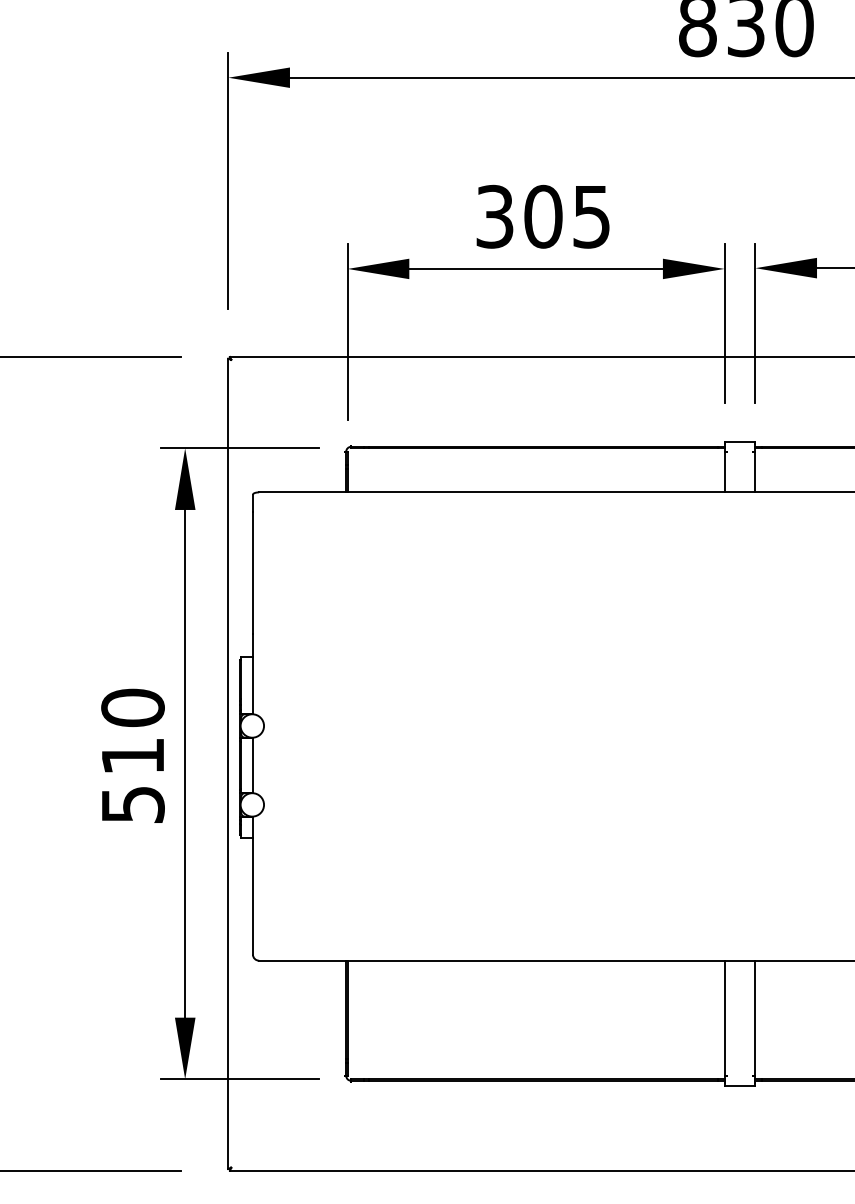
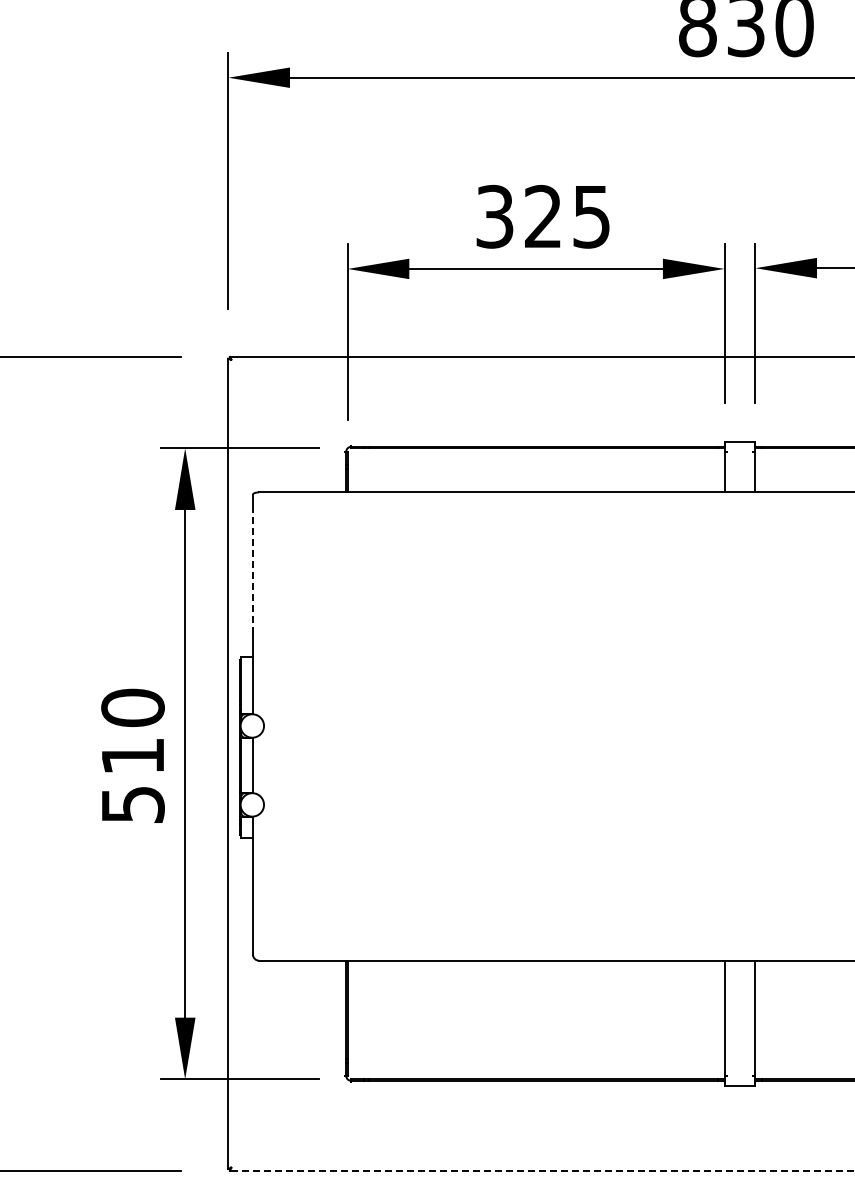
text: 305 -> 325 (543, 216)
line: solid -> dashed (252, 572)
line: solid -> dashed (541, 1170)
